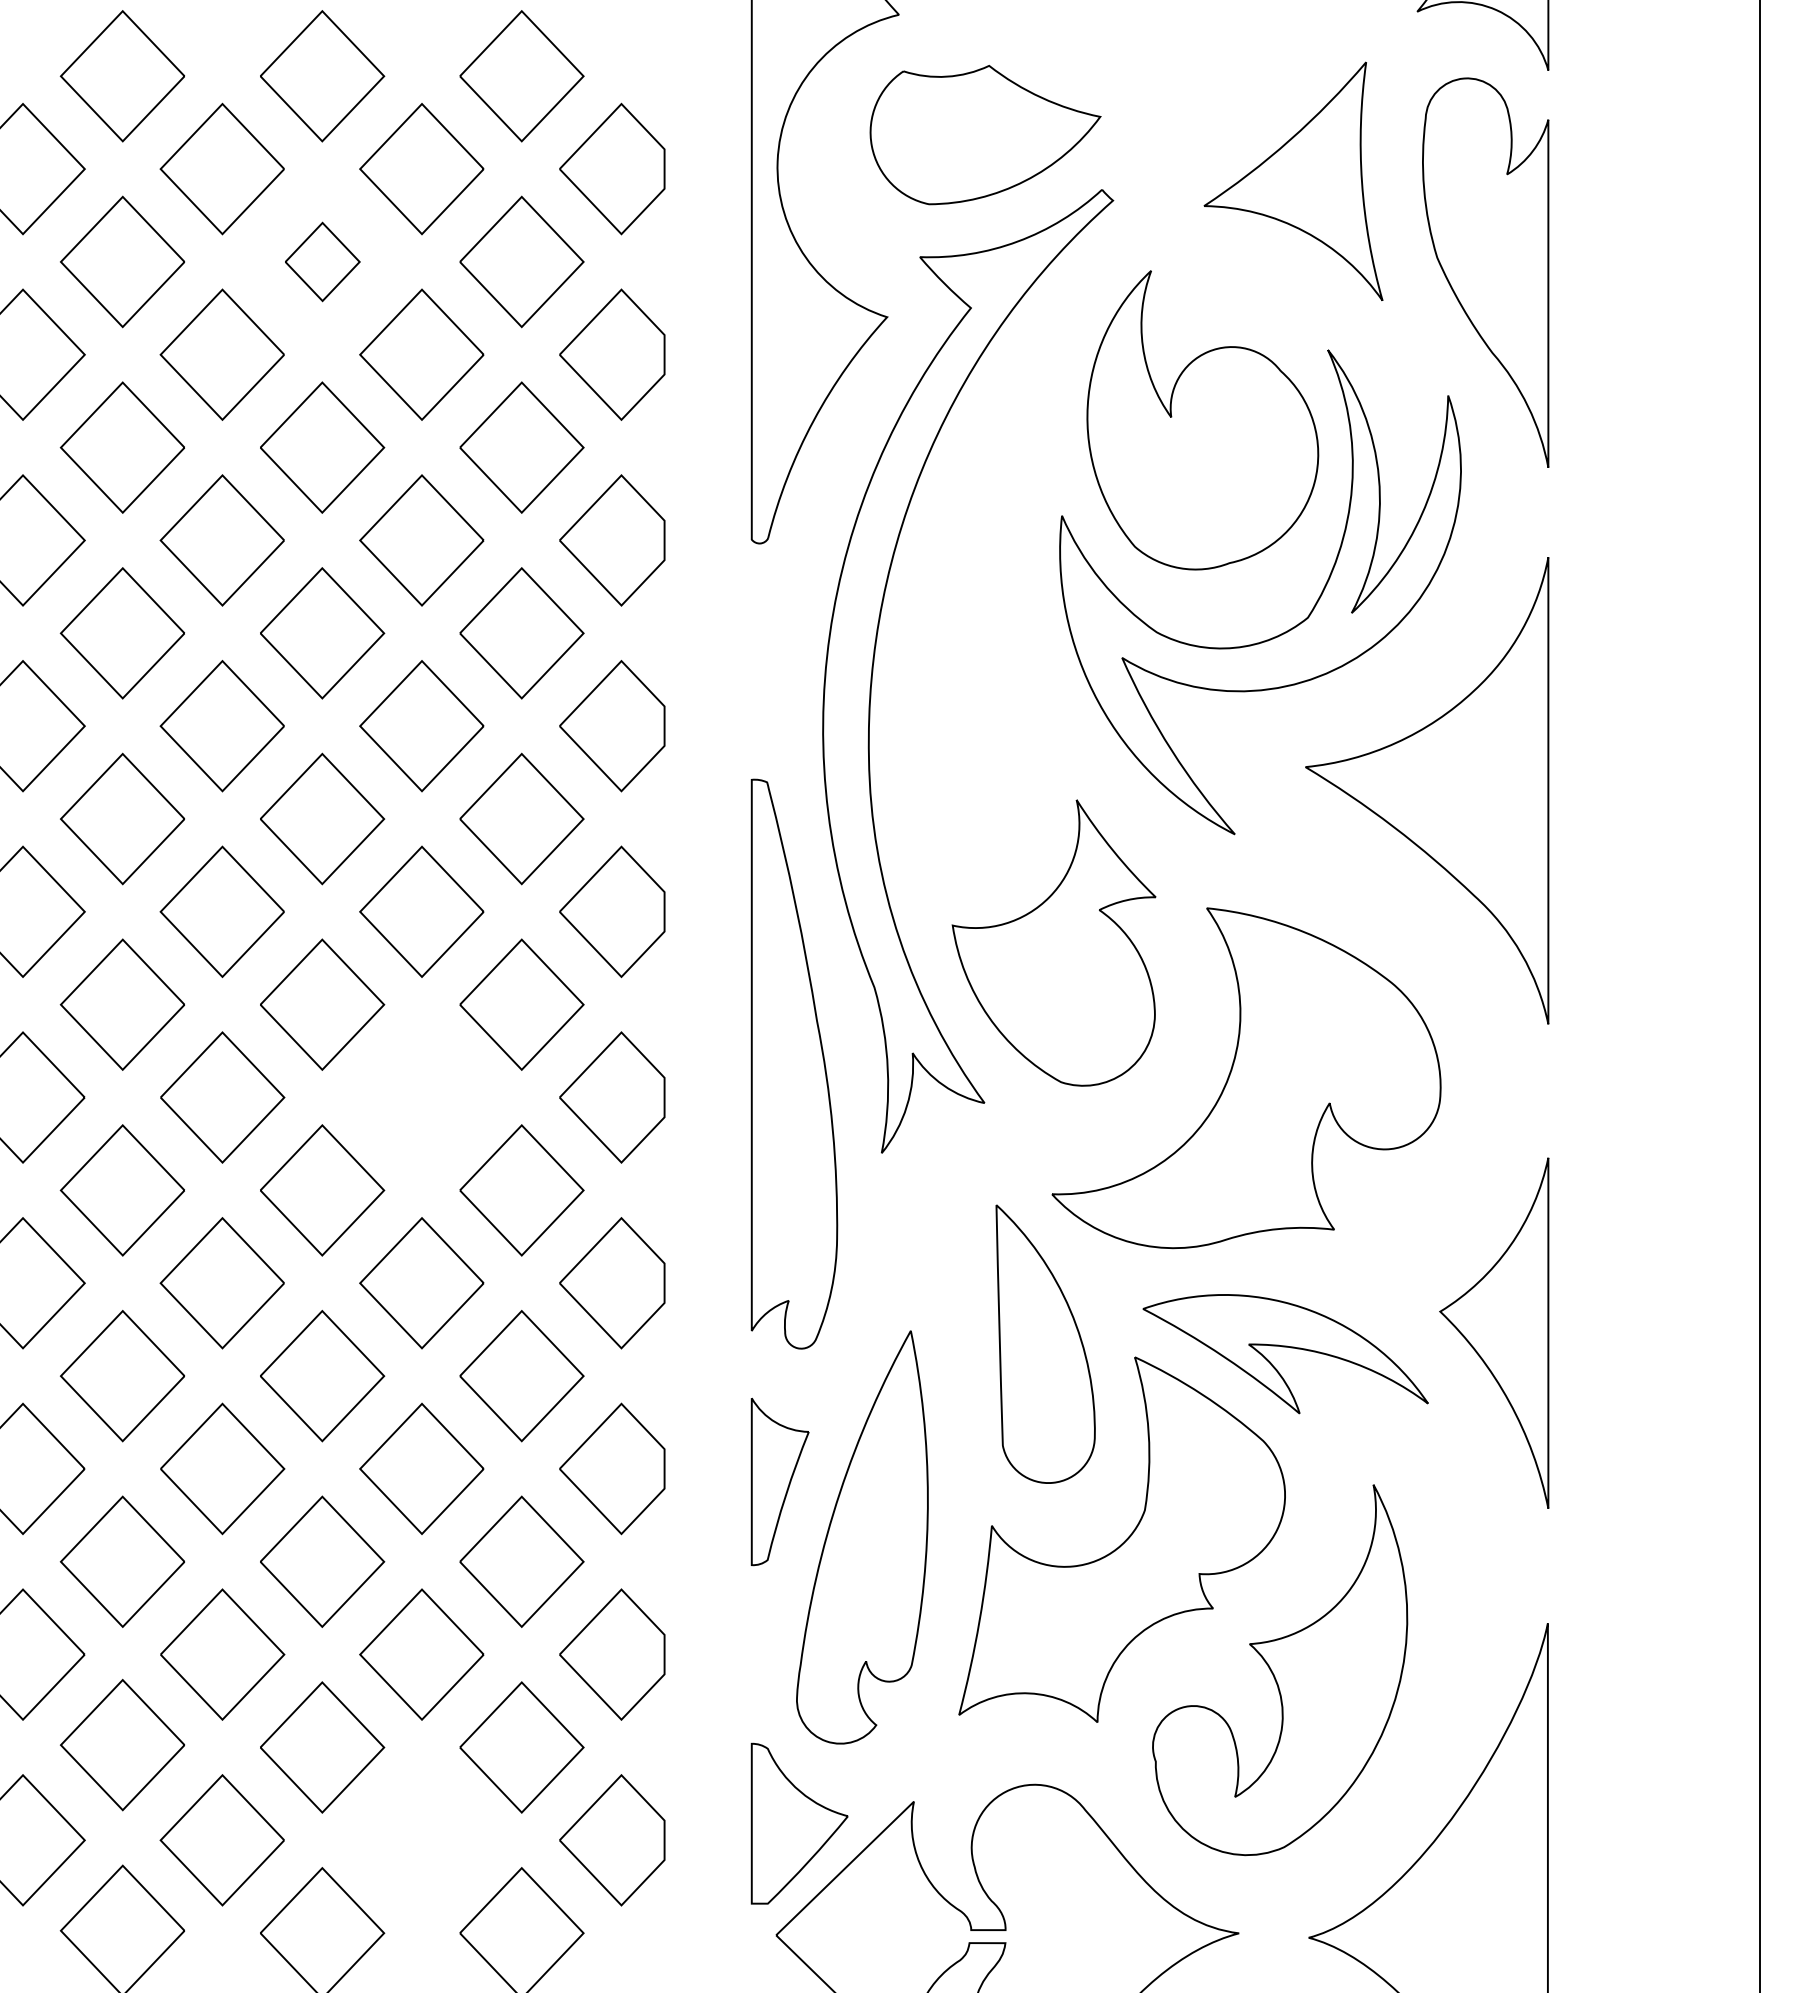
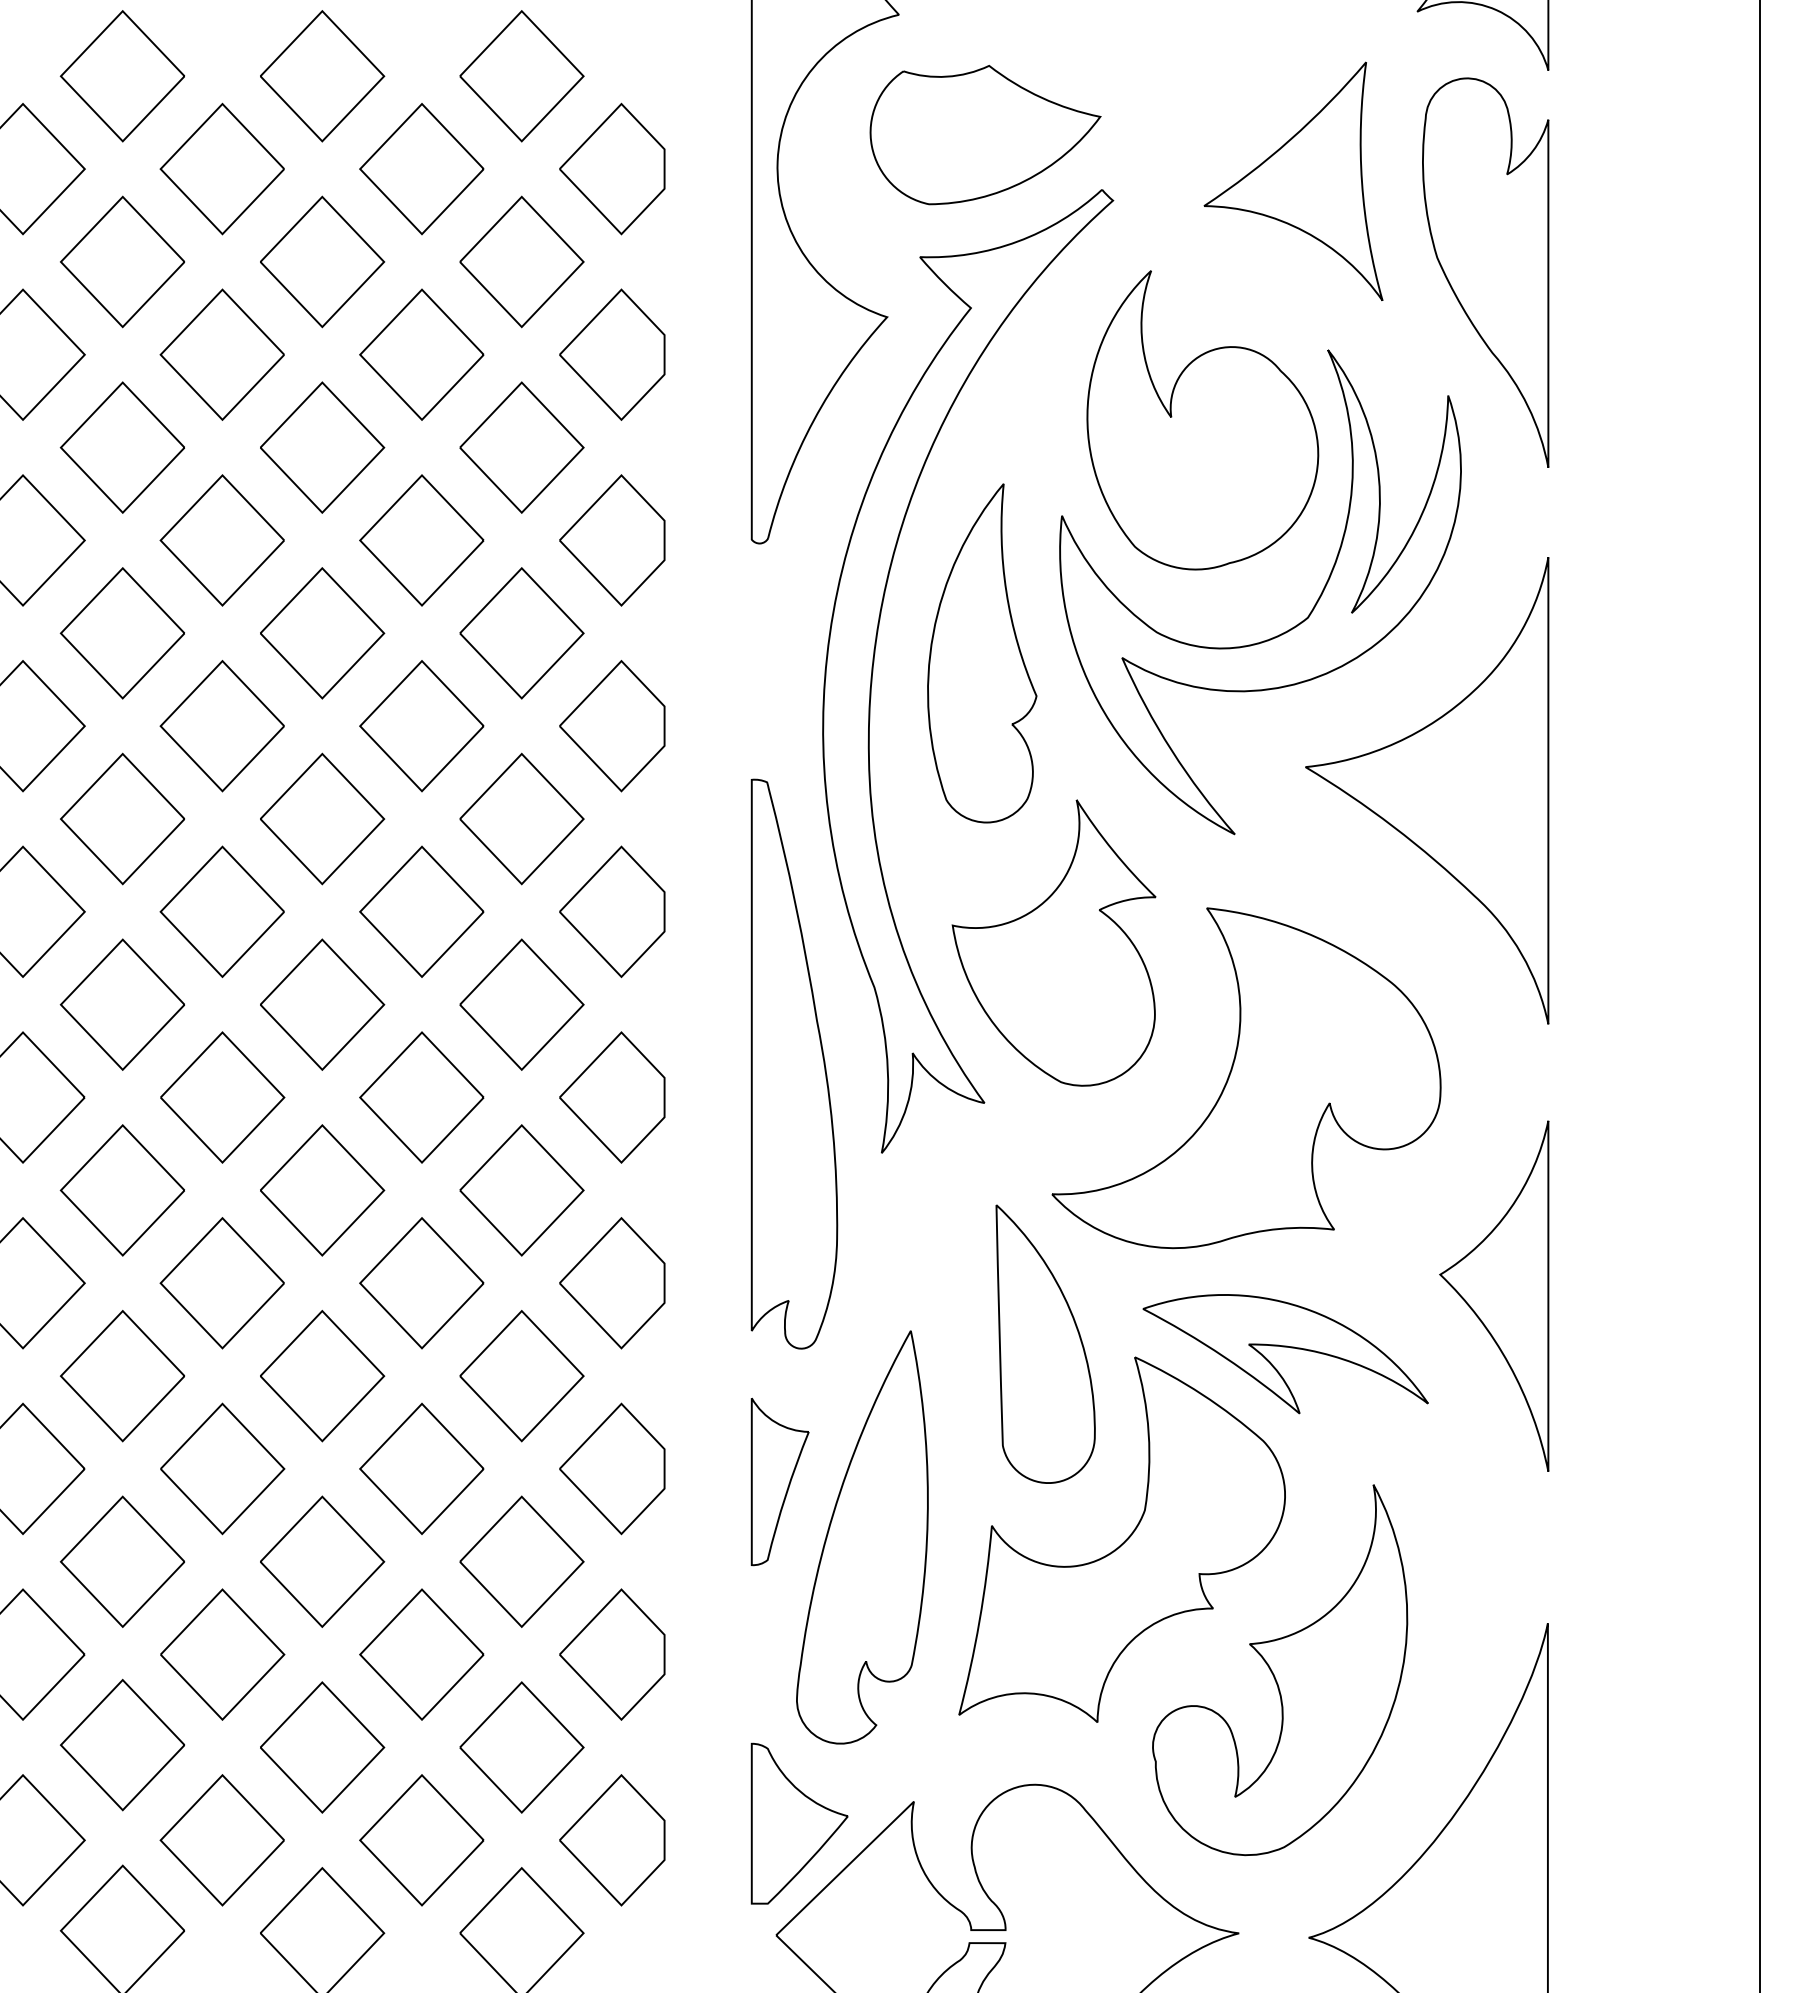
part size: 76x82 px -> 126x134 px (322, 261)
part: none -> present (982, 653)
part: none -> present (421, 1097)
part position: (1494, 1332) -> (1494, 1295) (1494, 1295)
part: none -> present (421, 1840)
